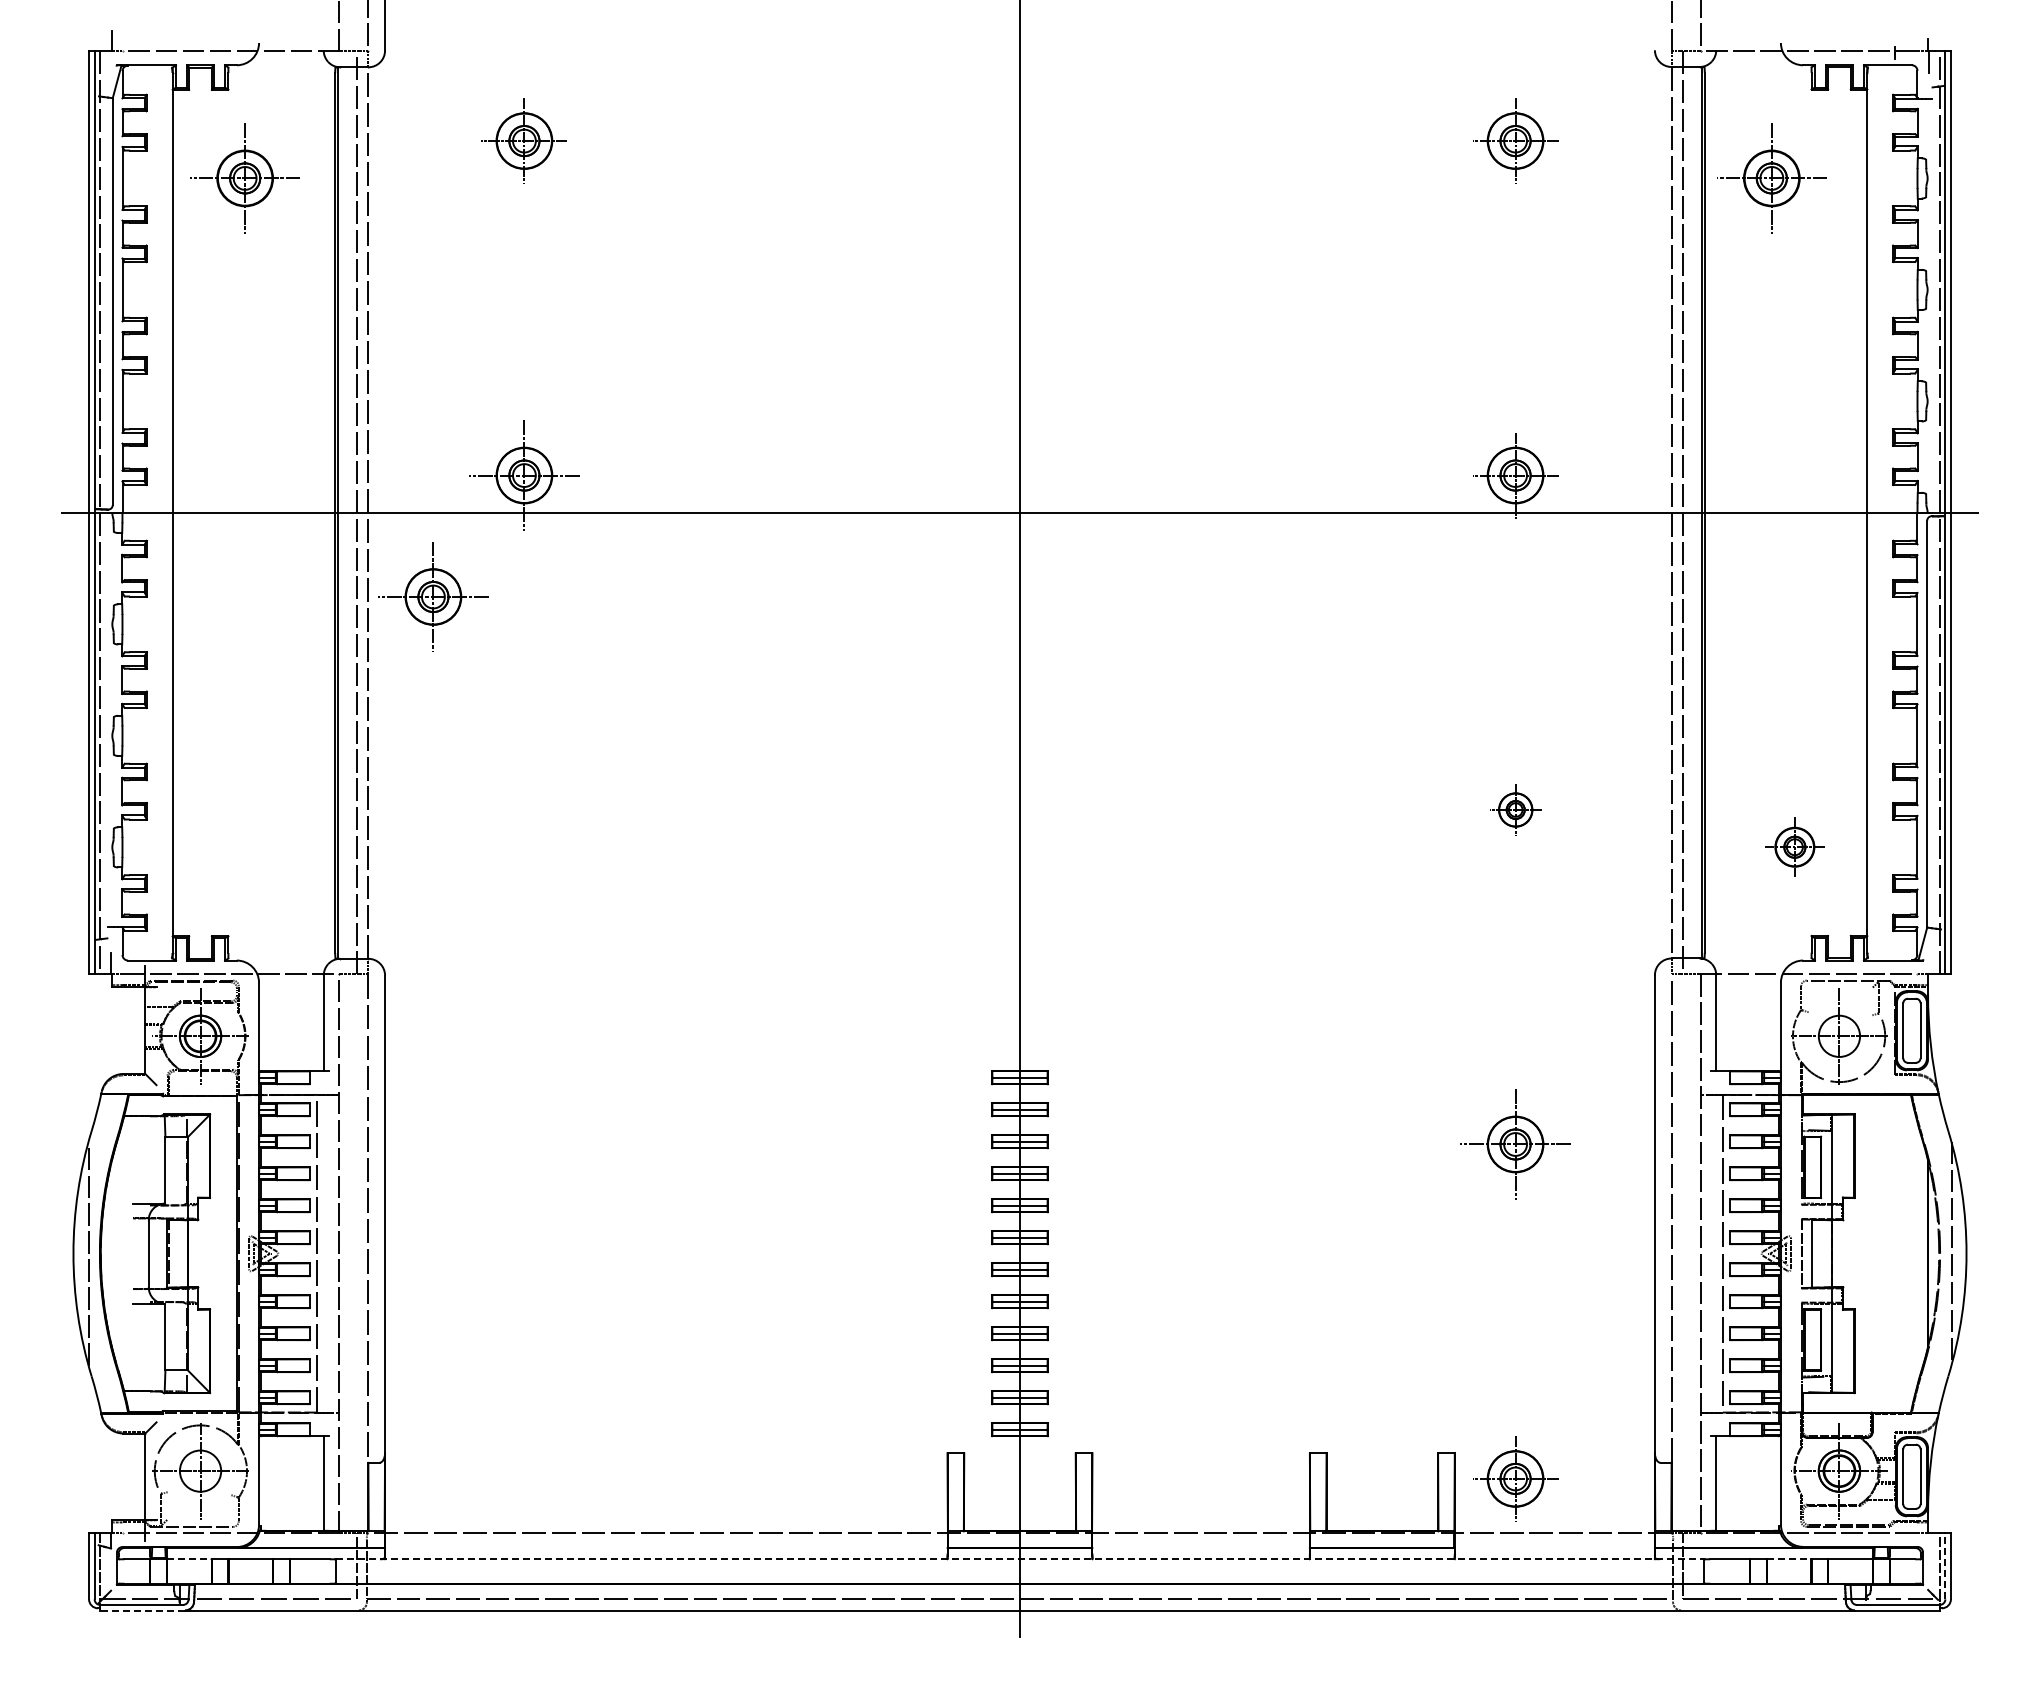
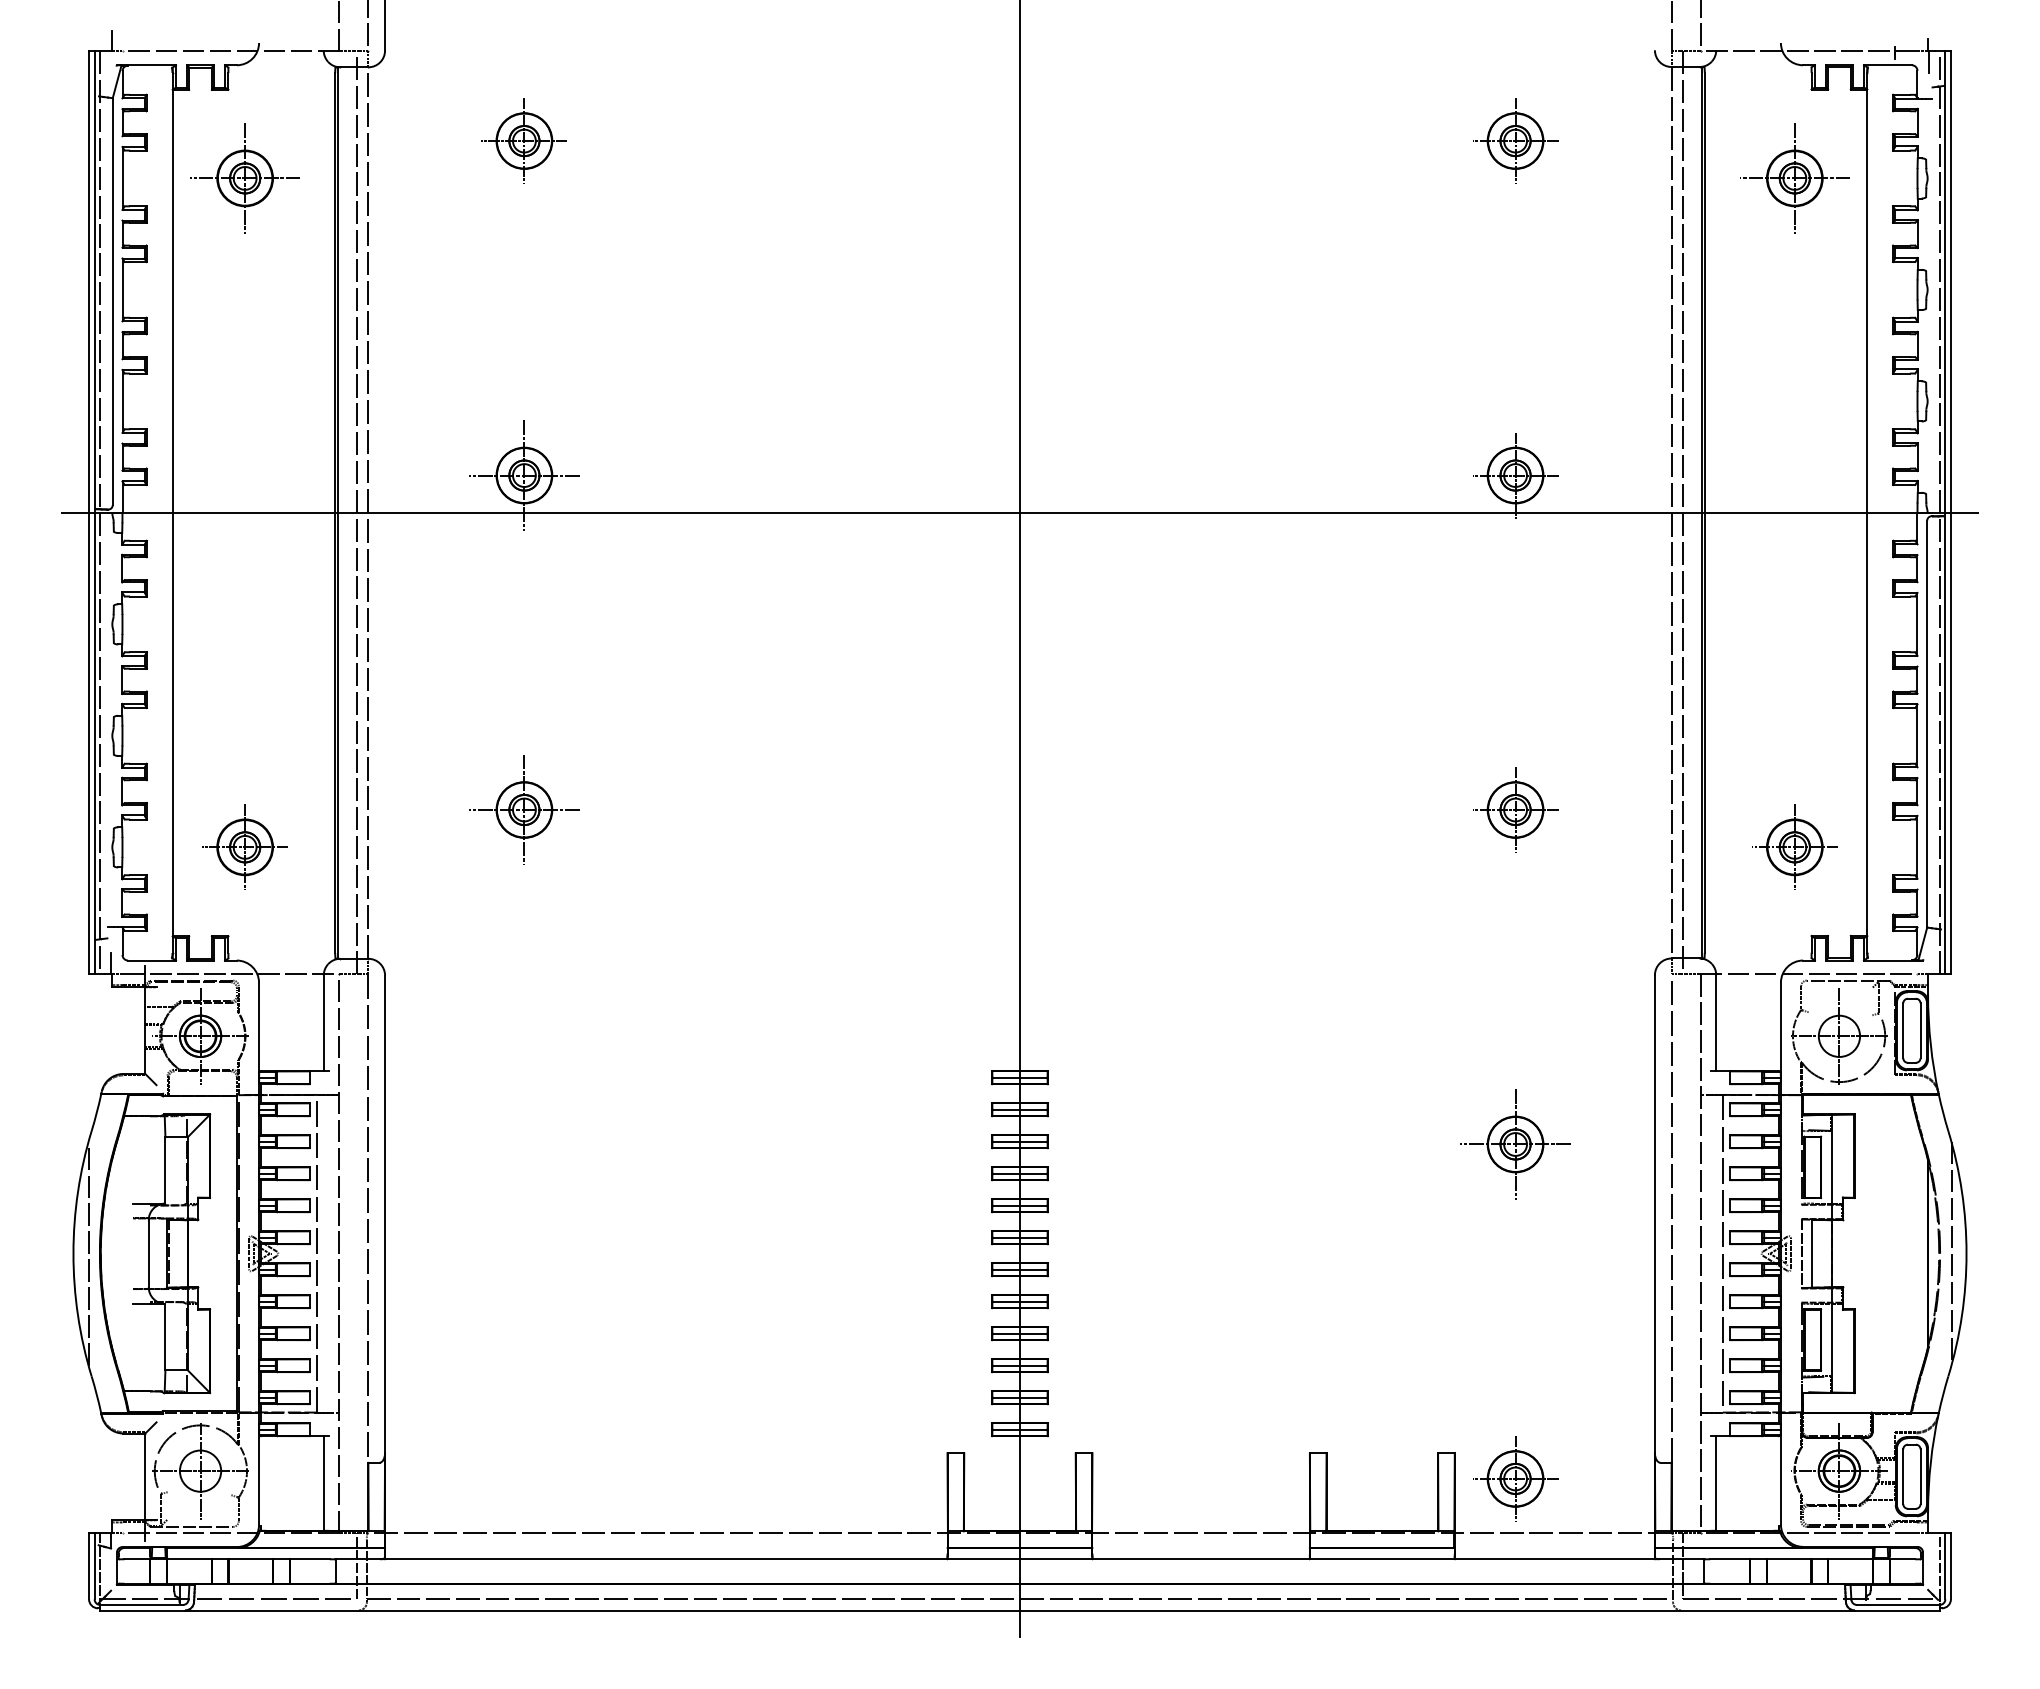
part position: (1771, 178) -> (1794, 178) (1794, 178)
part position: (433, 596) -> (524, 809) (524, 809)
part size: 52x52 px -> 86x86 px (1515, 809)
part: none -> present (244, 846)
part size: 60x60 px -> 86x86 px (1794, 846)
line: dashed -> solid (189, 1559)
line: dashed -> solid (1020, 1559)
line: dashed -> solid (1789, 1559)
line: dashed -> solid (1945, 1565)
line: dashed -> solid (142, 1610)
